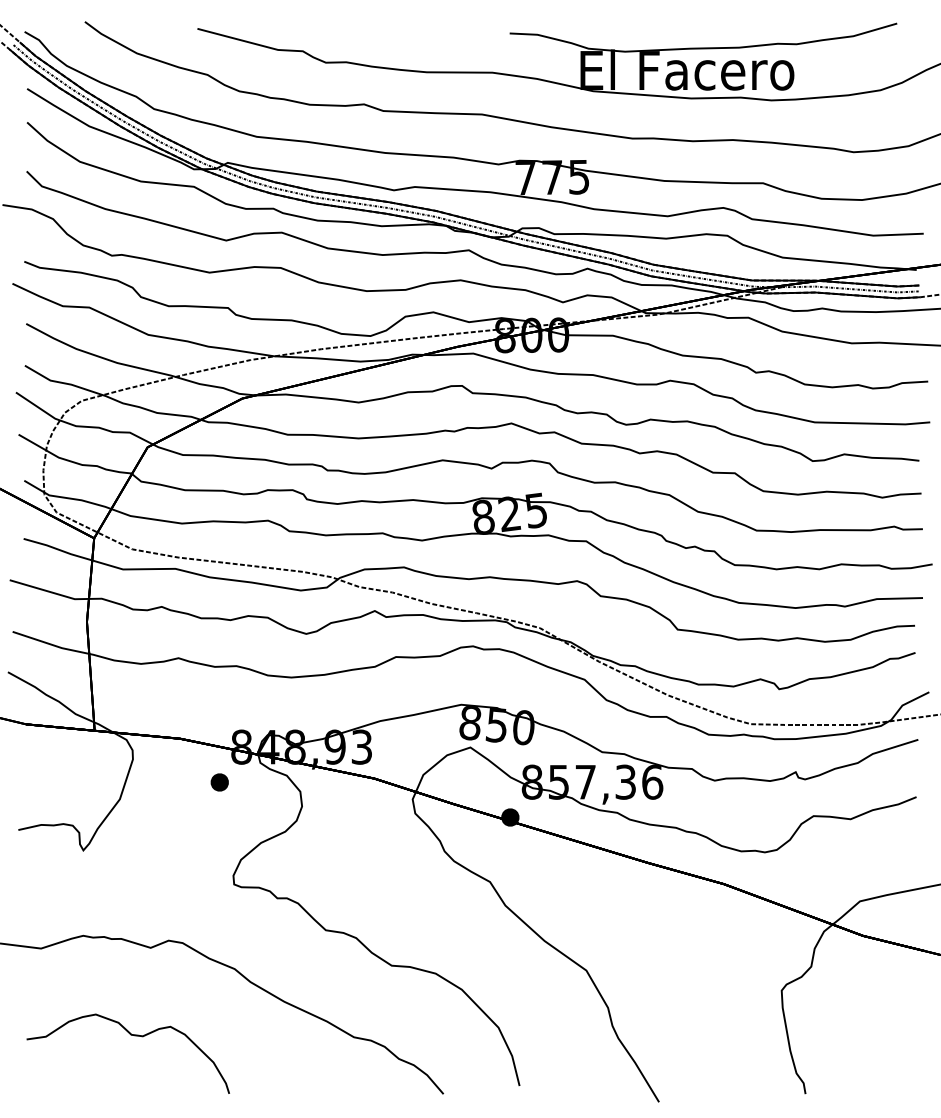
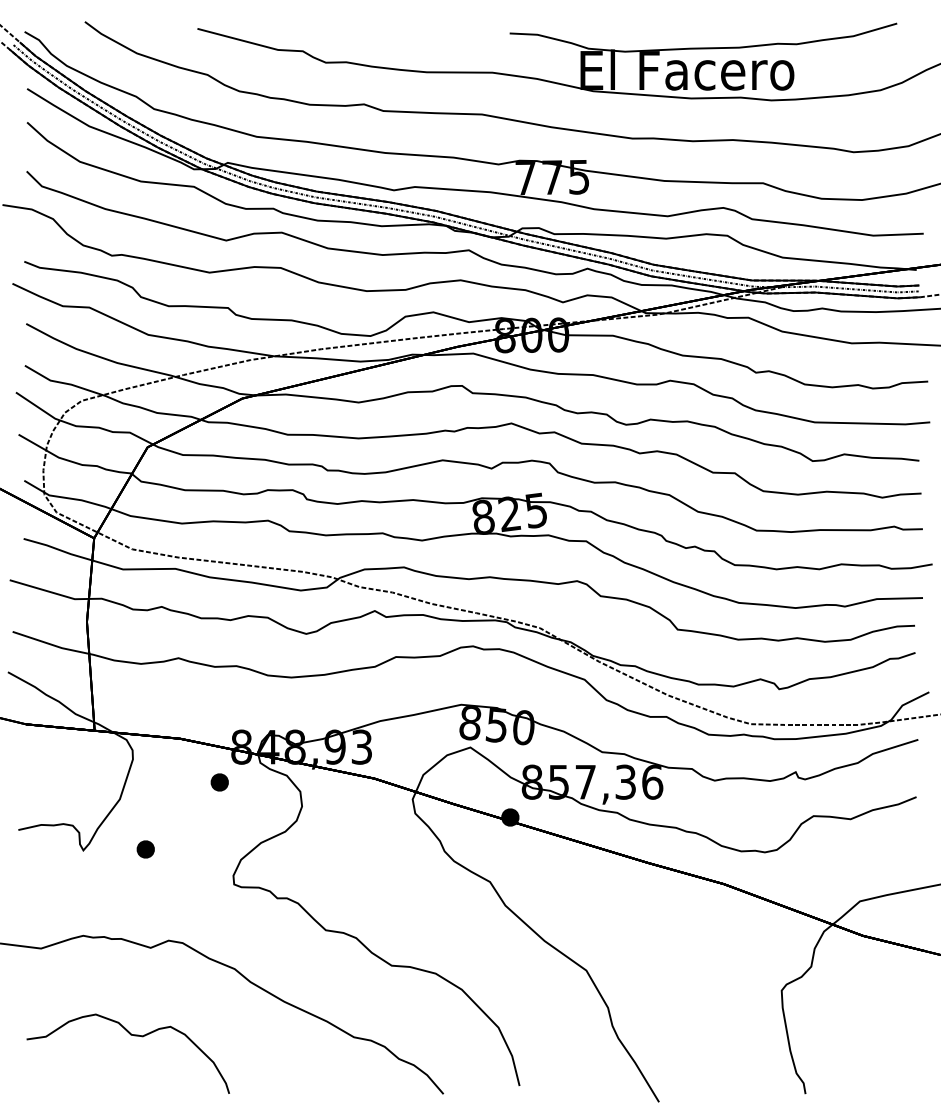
part: none -> present (145, 849)
